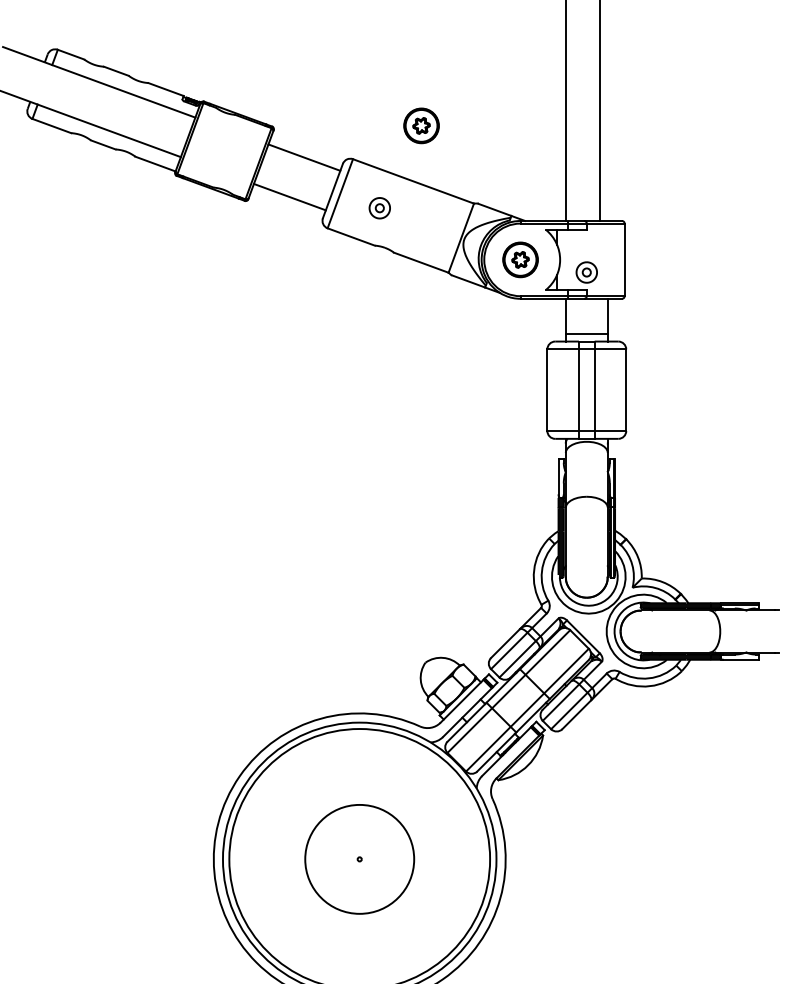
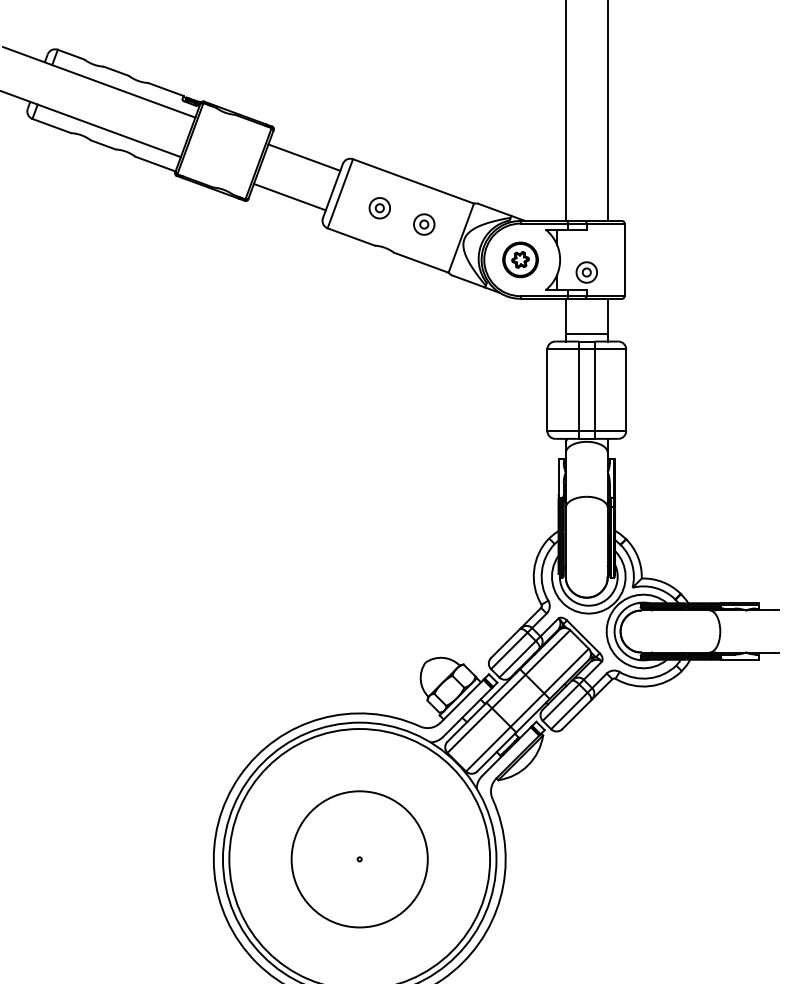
line position: (599, 111) -> (607, 111) (607, 111)
part: present -> none (421, 125)
part: none -> present (424, 224)
circle diameter: 109 px -> 136 px (359, 859)
